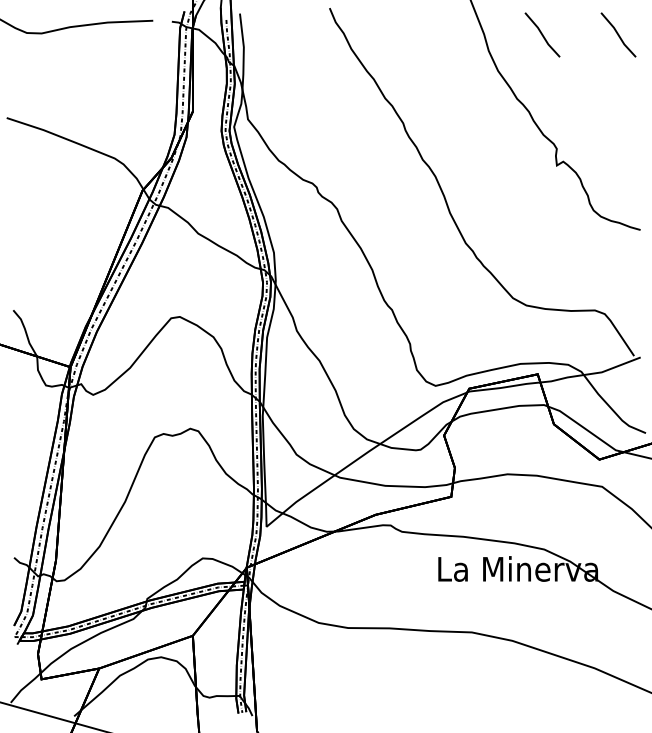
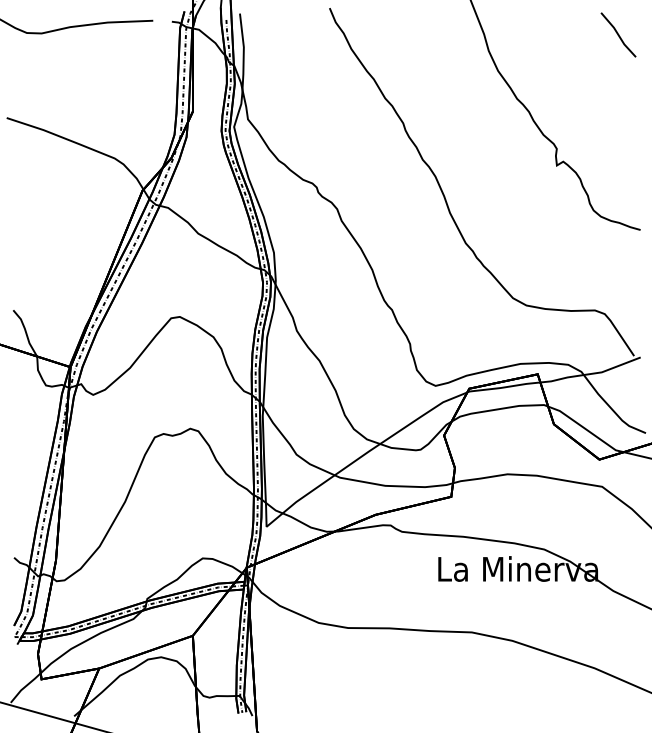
line: present -> none (542, 34)
